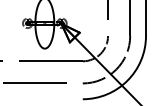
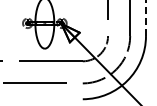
line: solid -> dashed (146, 18)
